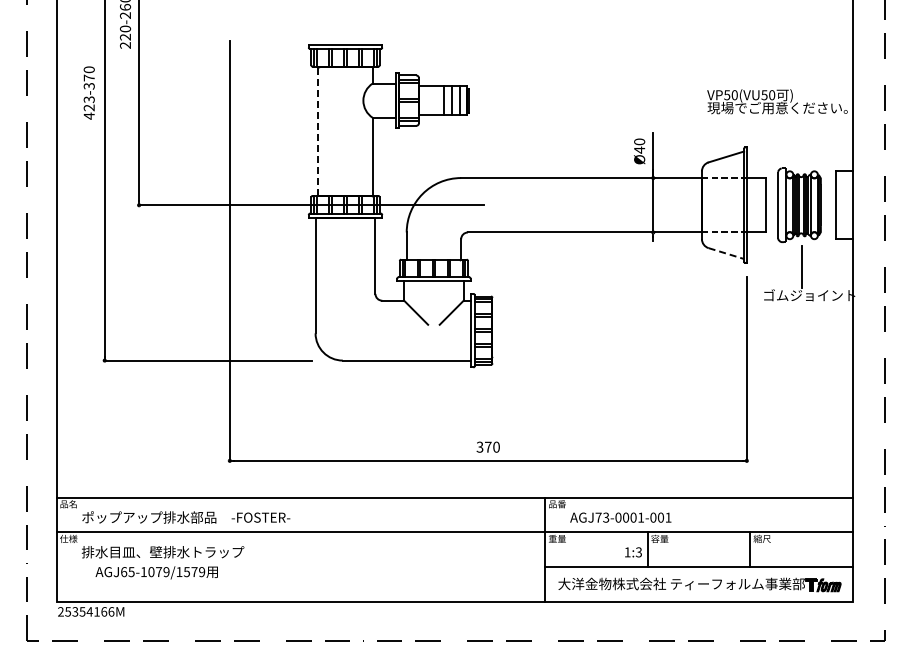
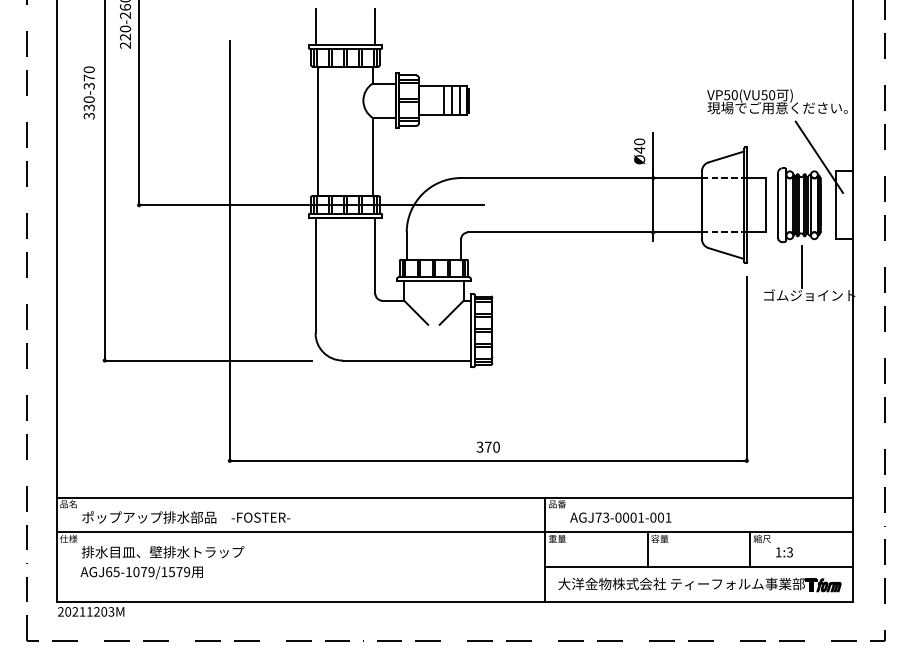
line: none -> present (315, 26)
line: none -> present (375, 26)
text: 423-370 -> 330-370 (88, 107)
line: dashed -> solid (318, 131)
line: none -> present (819, 156)
line: dashed -> solid (726, 253)
text position: (633, 552) -> (784, 552) (784, 552)
text position: (156, 572) -> (141, 572) (141, 572)
text: 25354166M -> 20211203M (89, 611)
